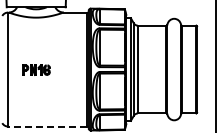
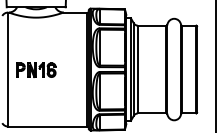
part size: 29x12 px -> 41x16 px (36, 69)
line: dashed -> solid (47, 126)
